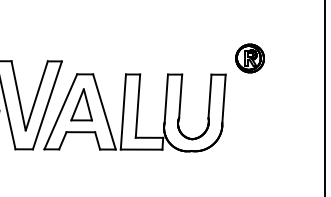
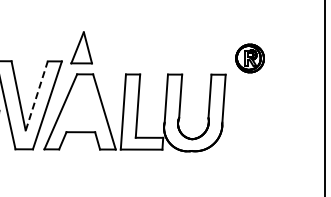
line: solid -> dashed (36, 95)
part position: (81, 104) -> (81, 47) (81, 47)
